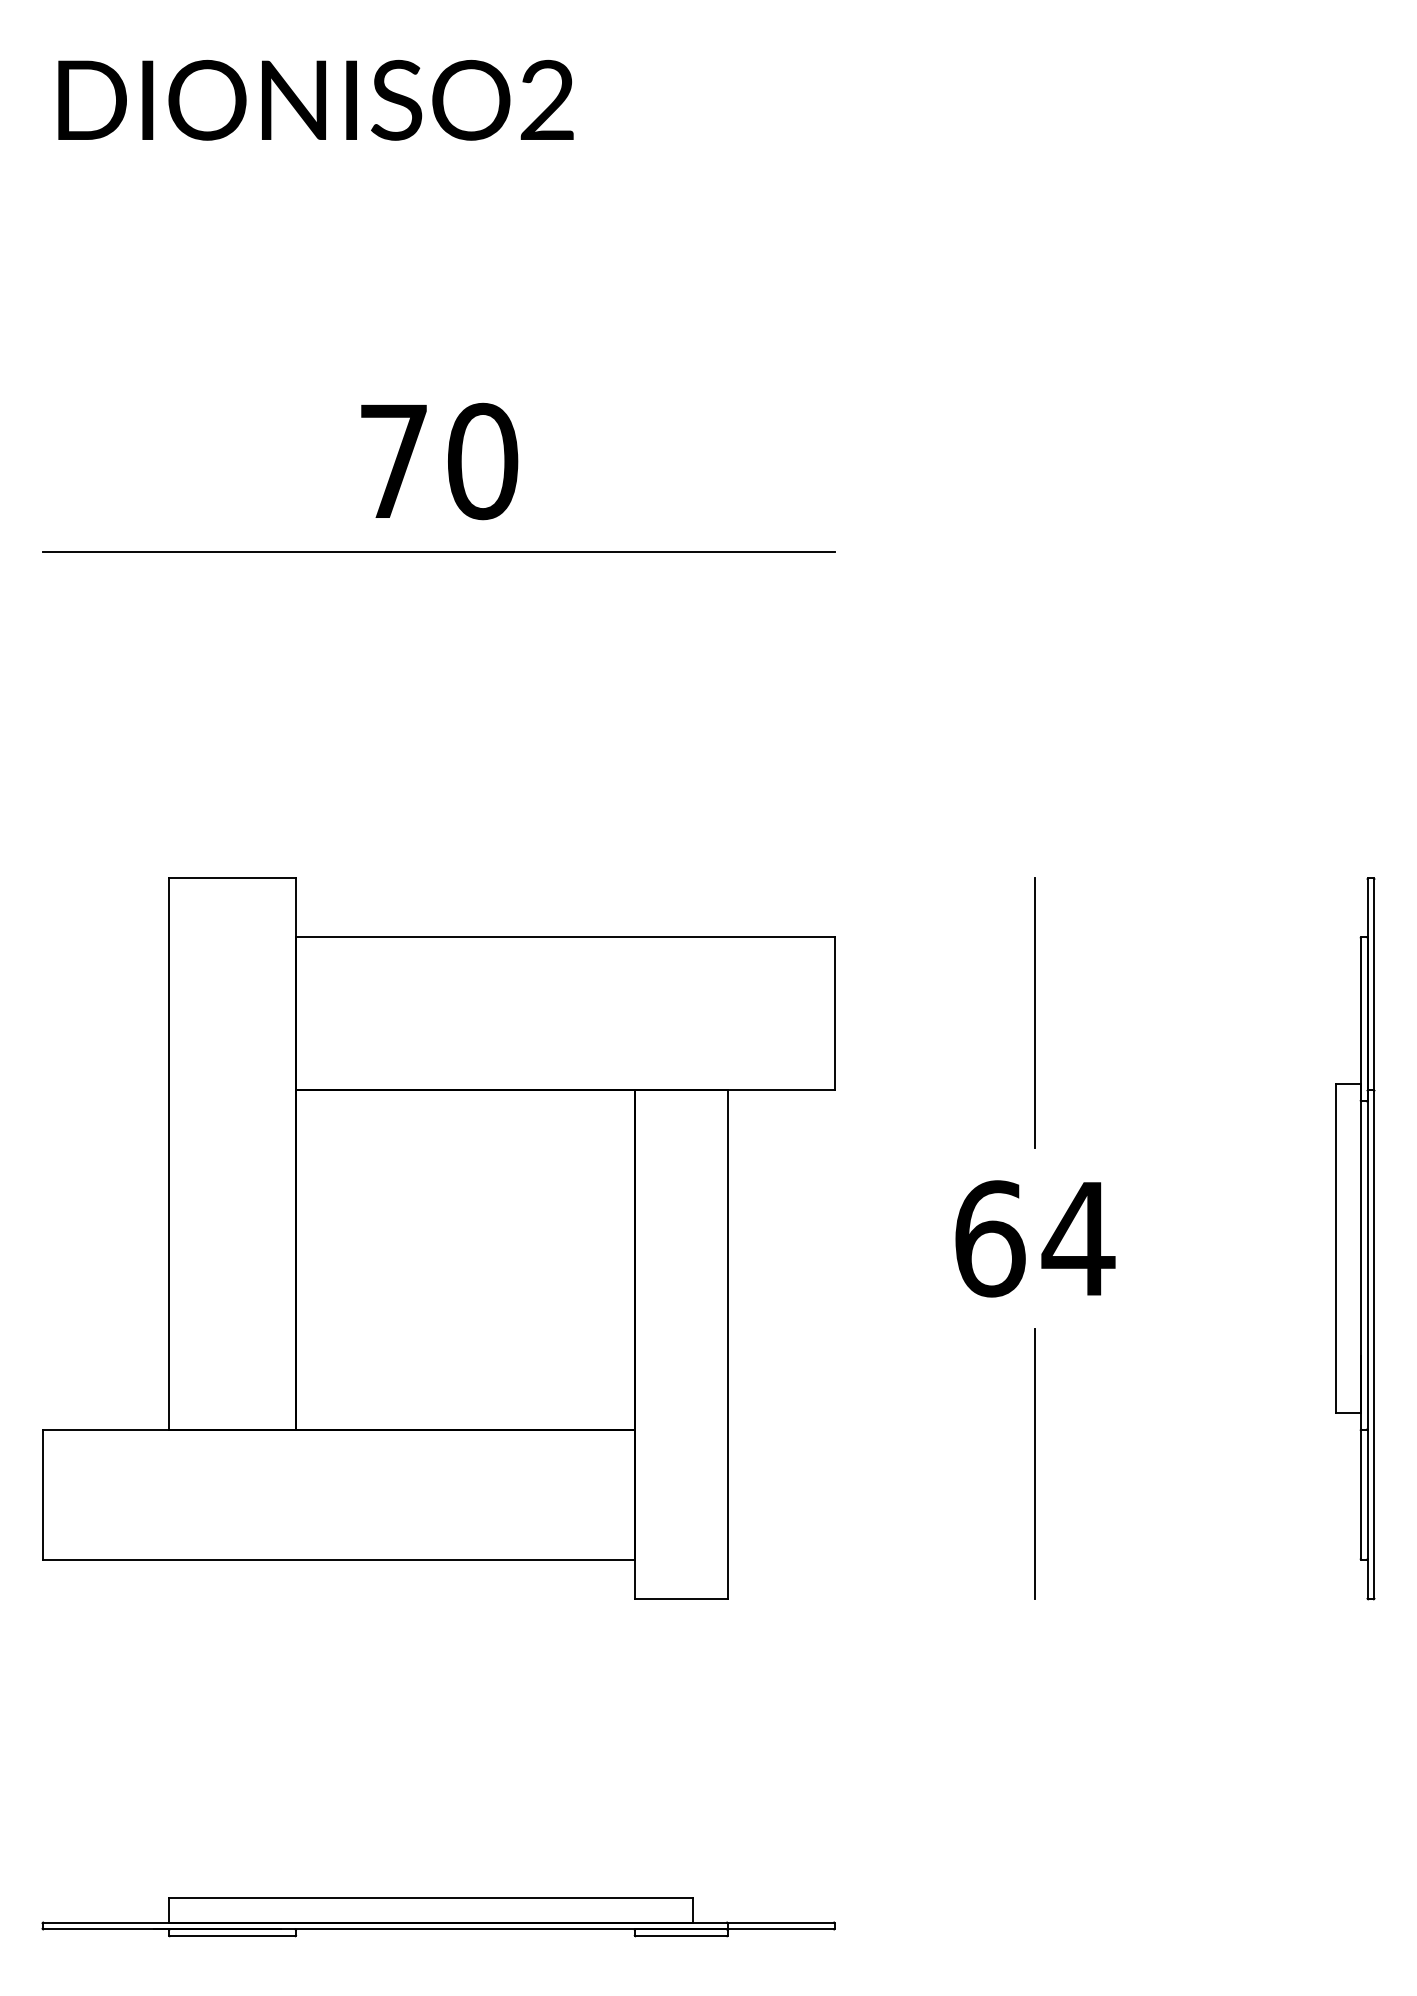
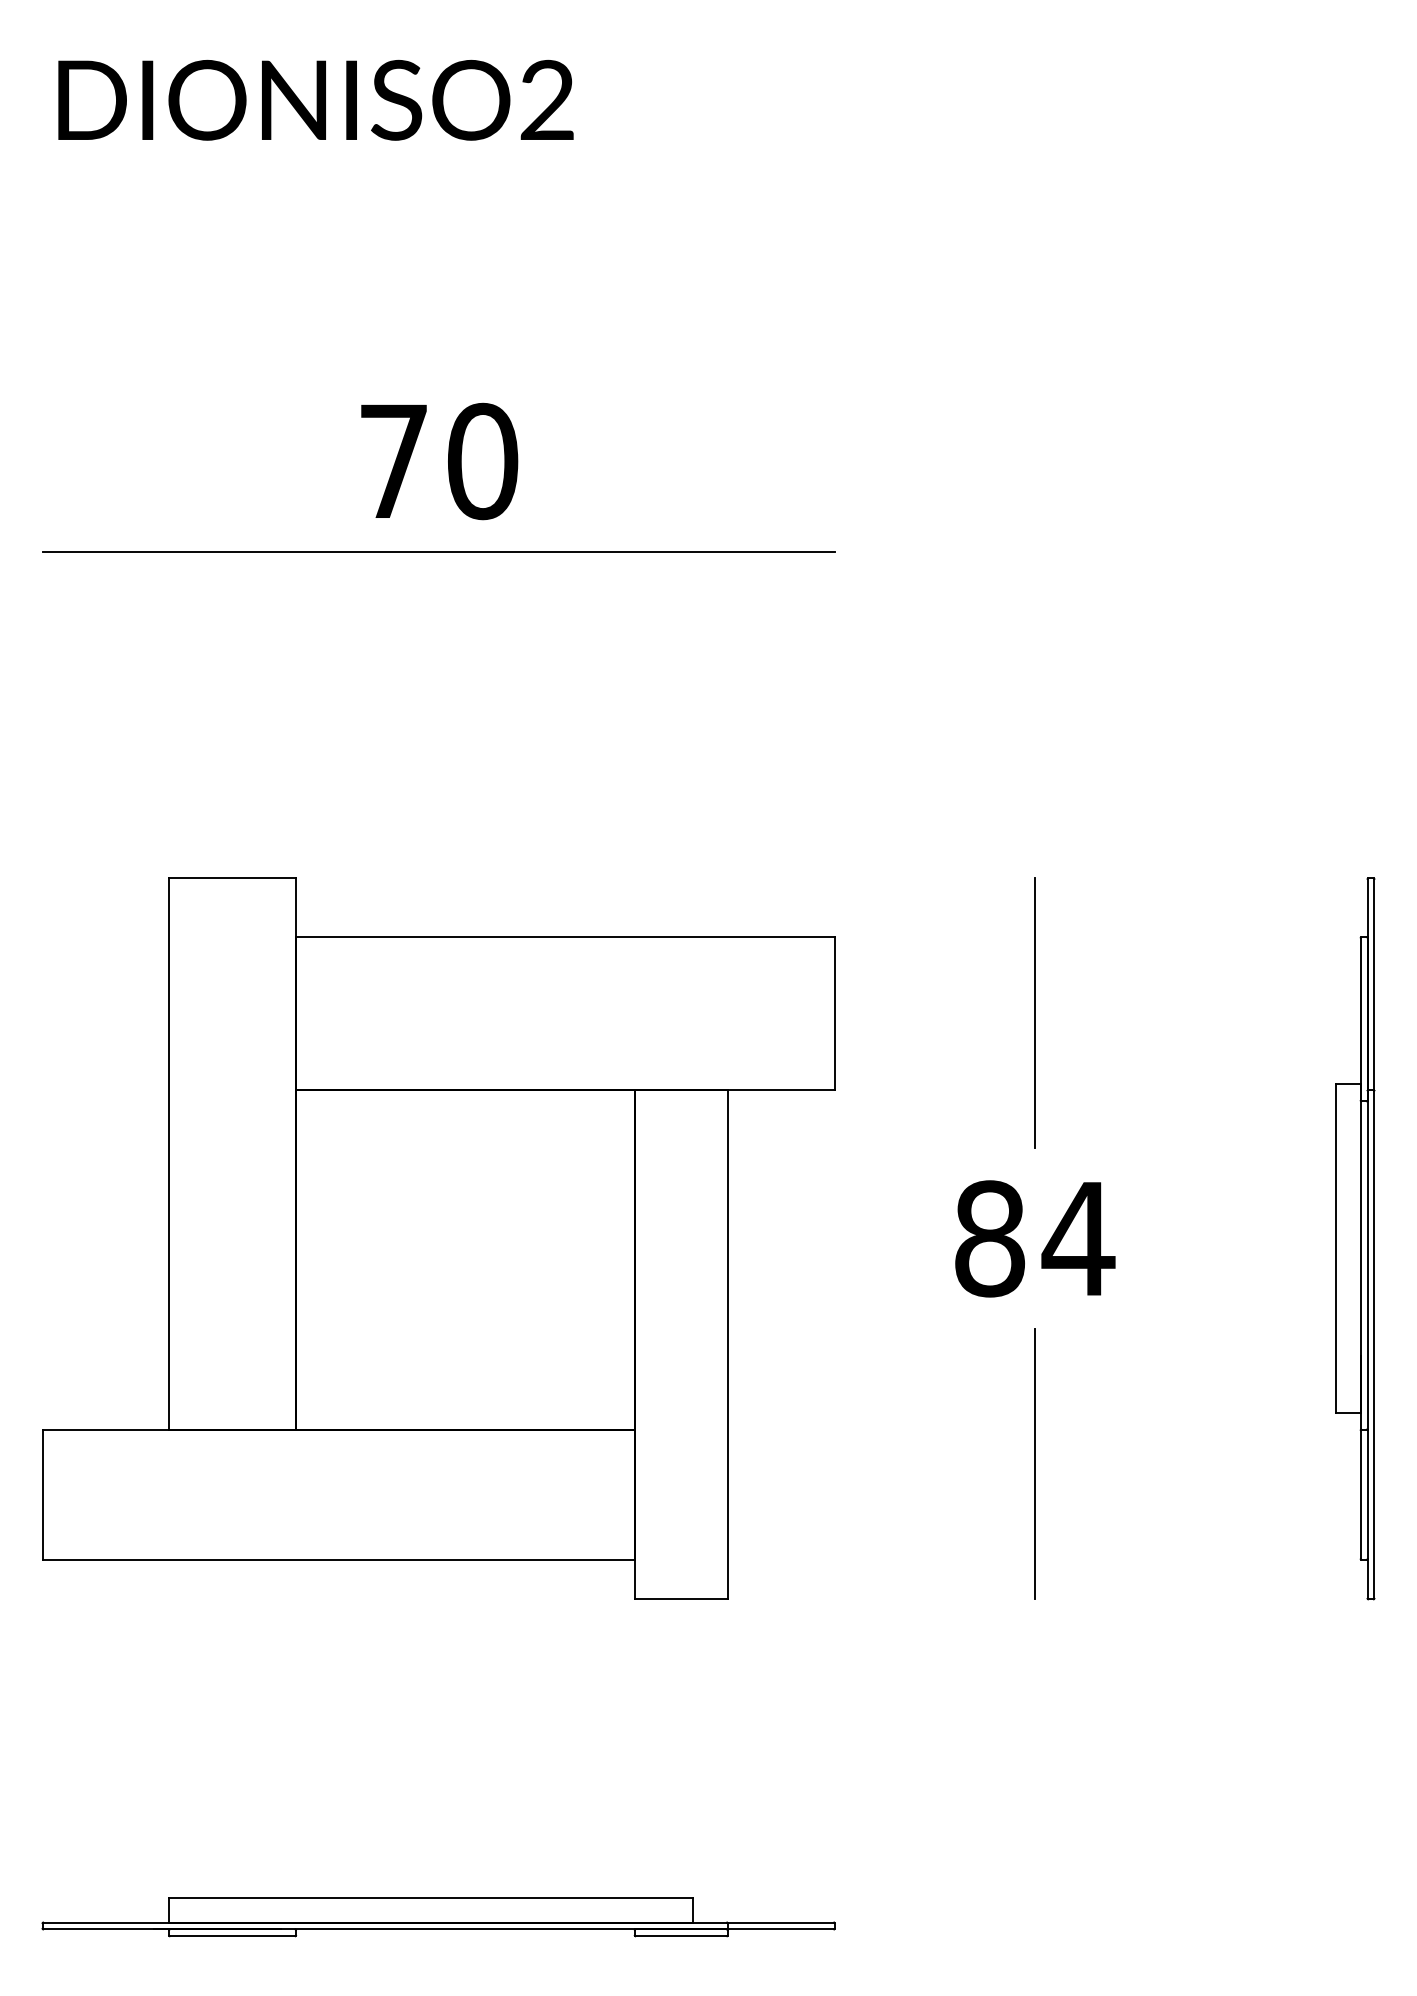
text: 64 -> 84 (990, 1238)
